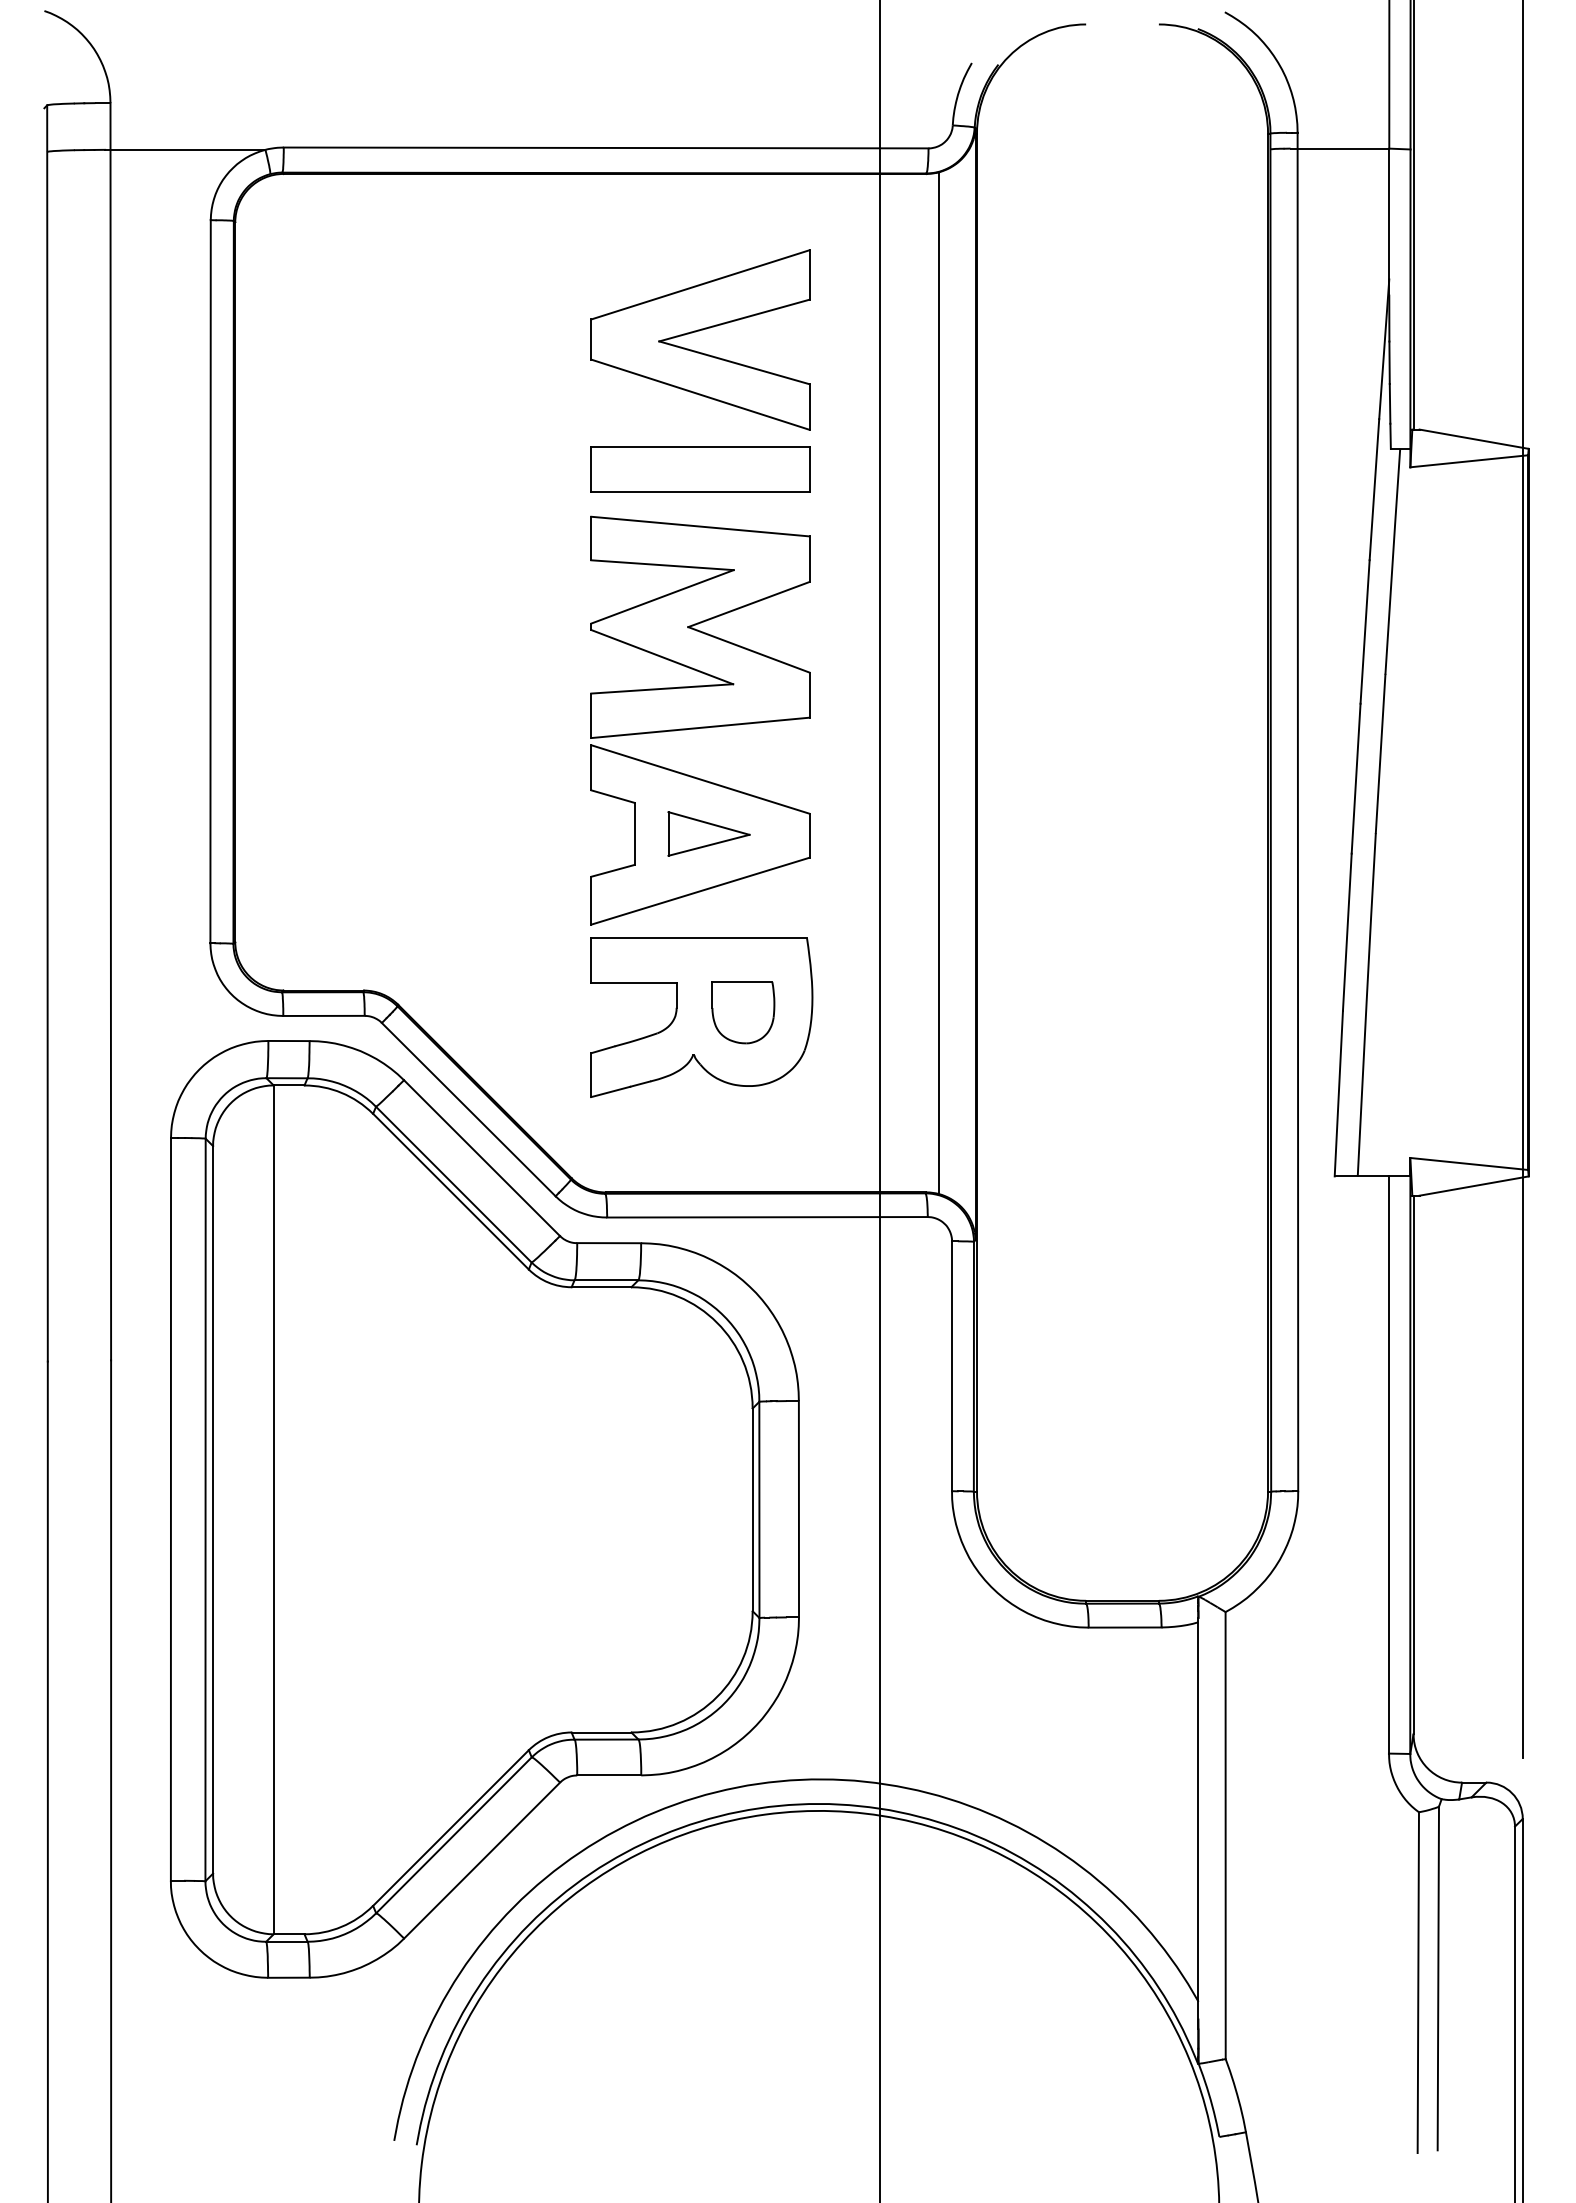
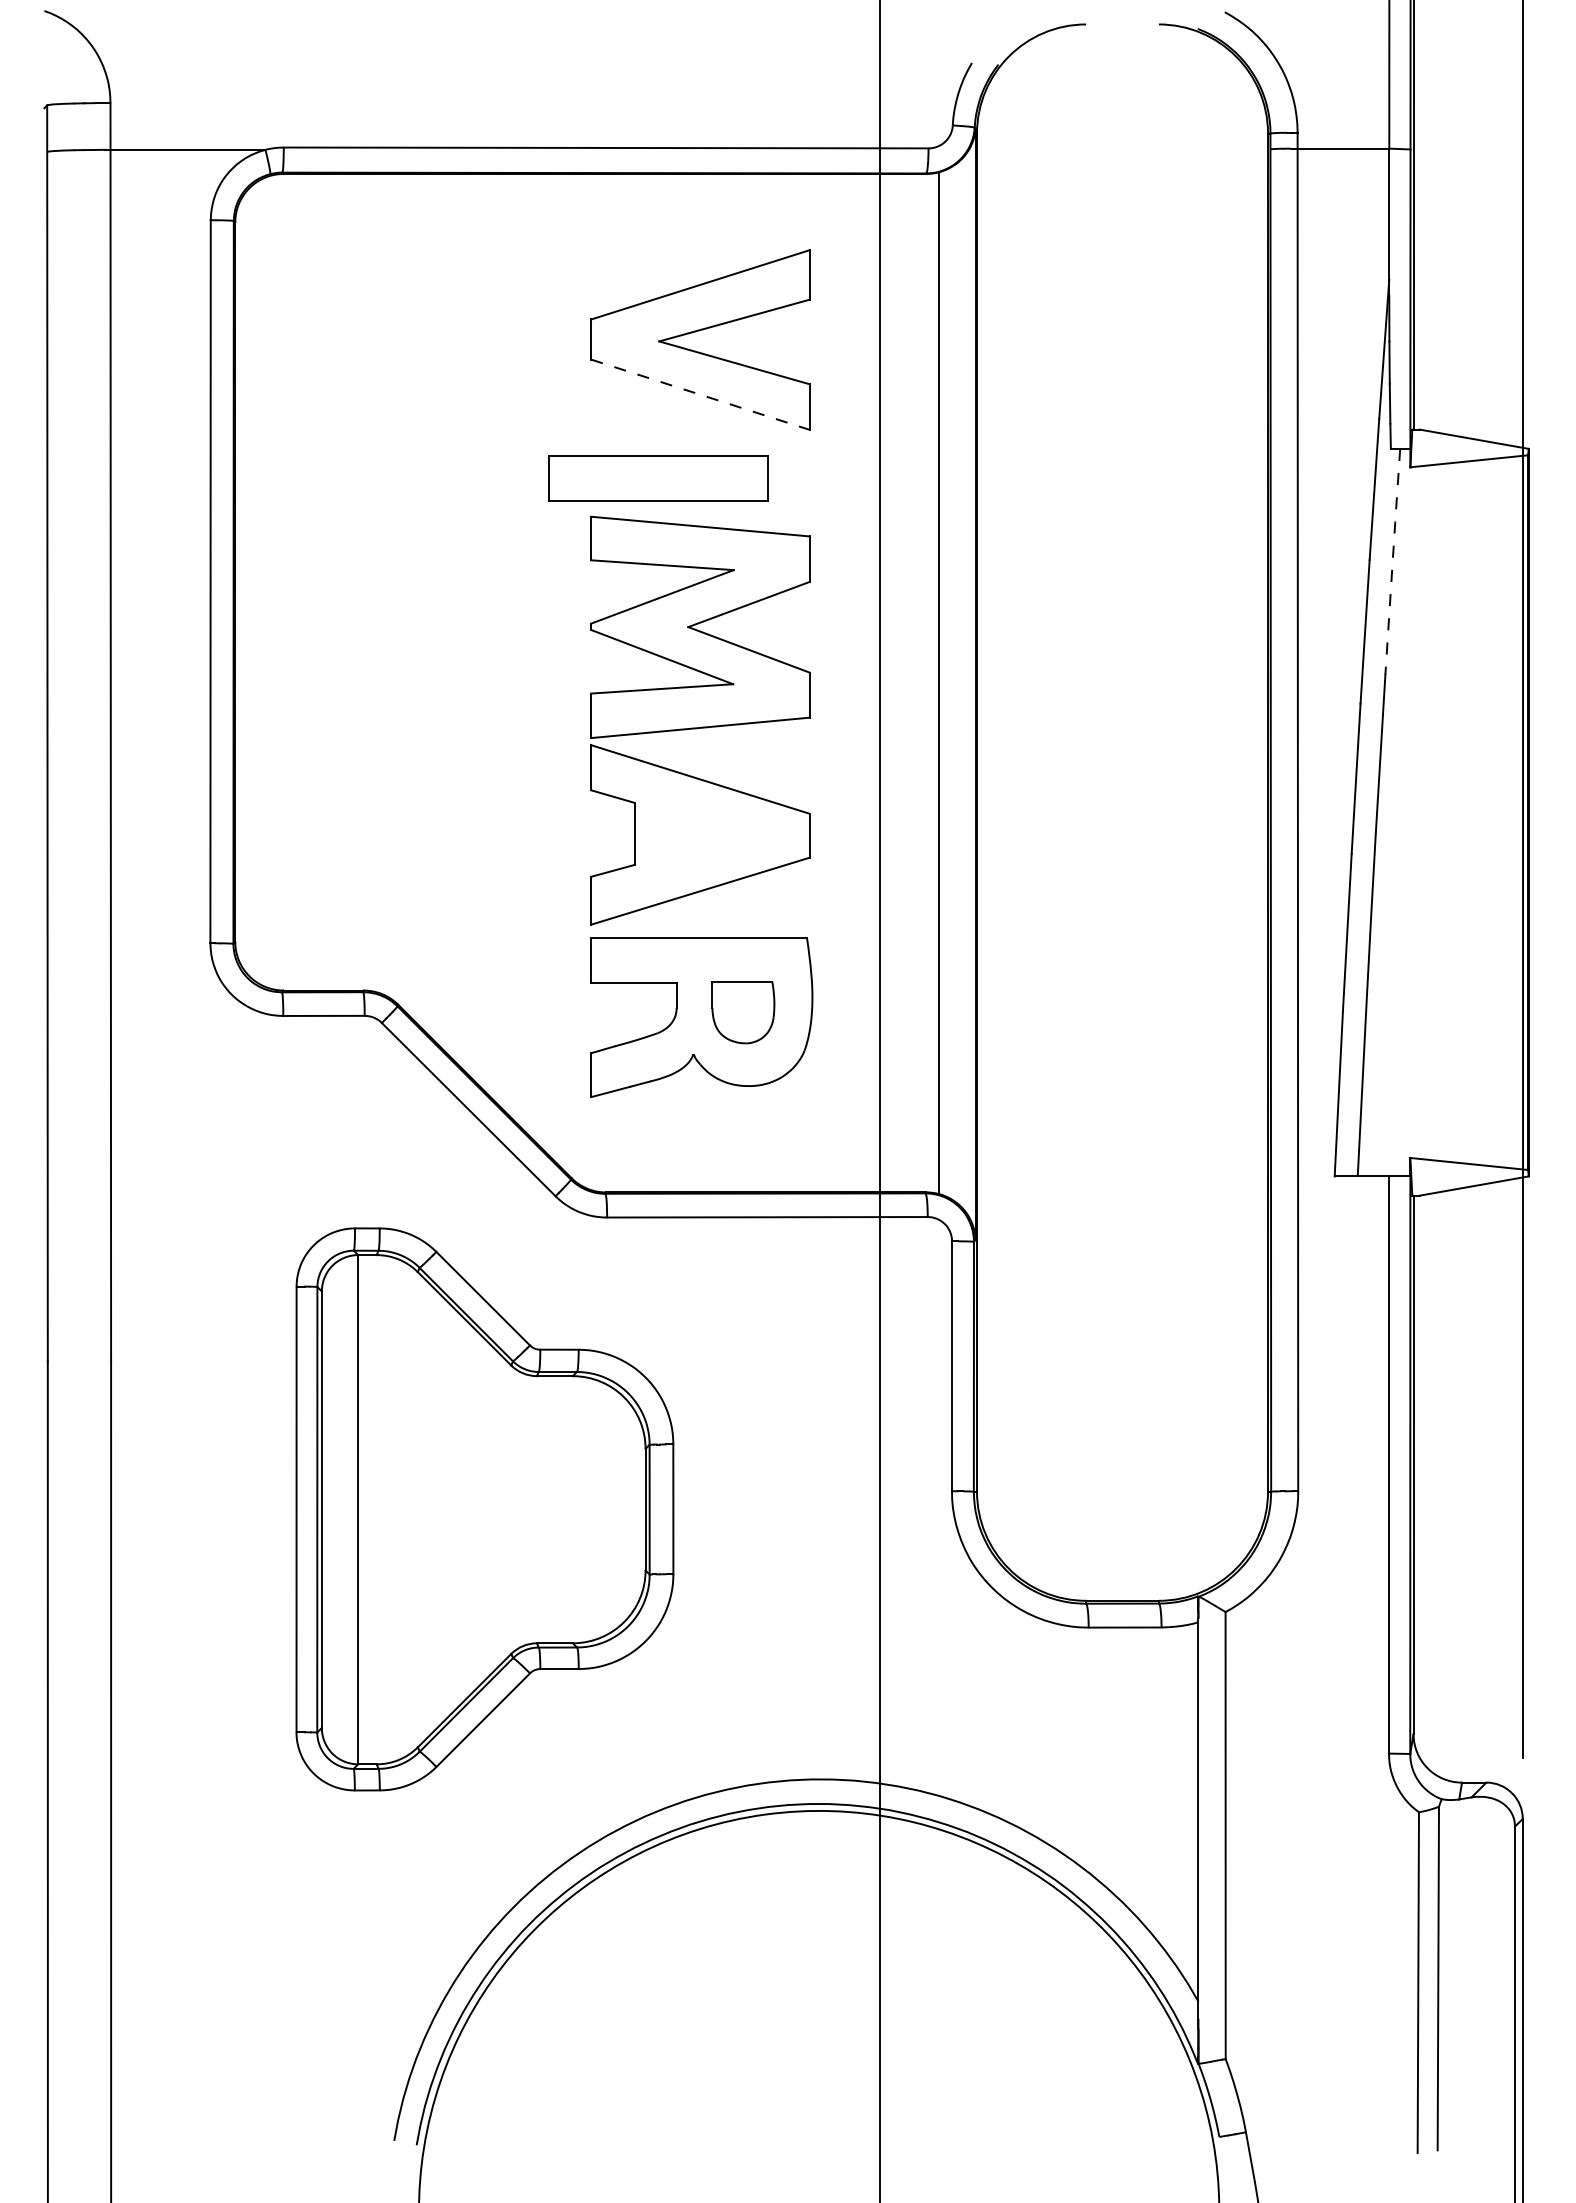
line: solid -> dashed (700, 394)
part position: (700, 469) -> (658, 478) (658, 478)
line: solid -> dashed (1392, 561)
part: present -> none (708, 833)
part size: 630x939 px -> 380x565 px (484, 1509)
